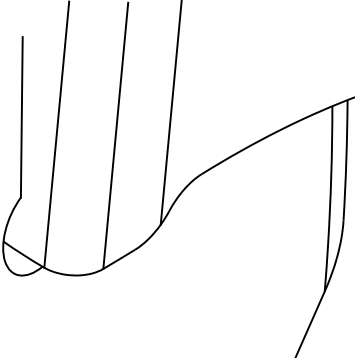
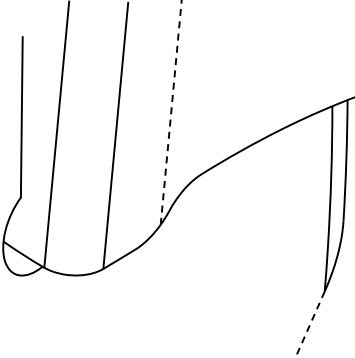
line: solid -> dashed (171, 112)
line: solid -> dashed (309, 325)
